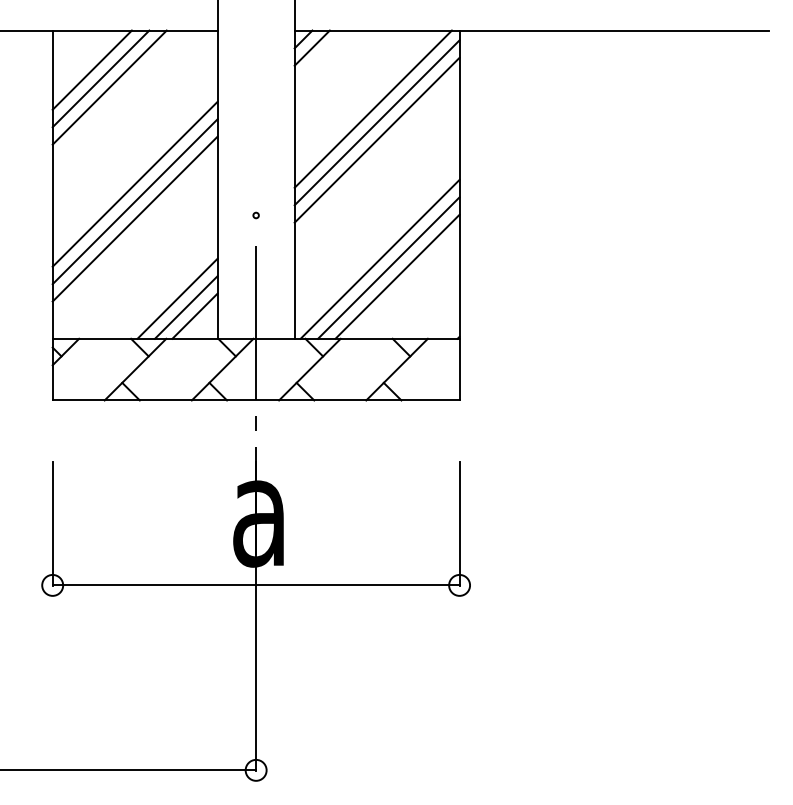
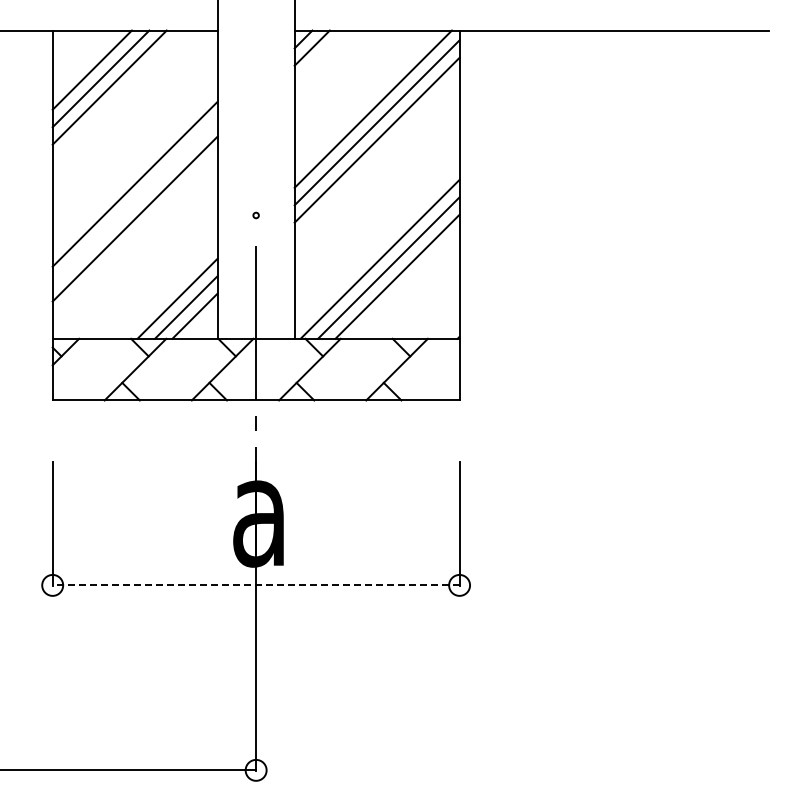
line: present -> none (134, 201)
line: solid -> dashed (255, 585)
